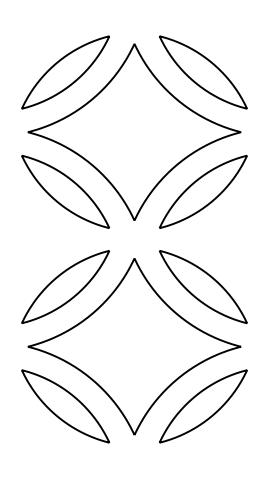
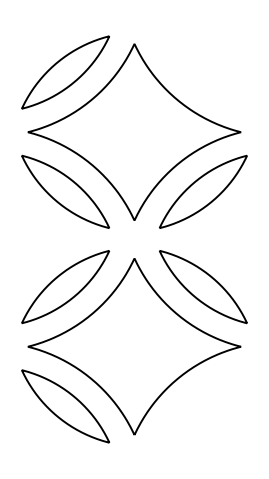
part: present -> none (203, 72)
part: present -> none (203, 406)
